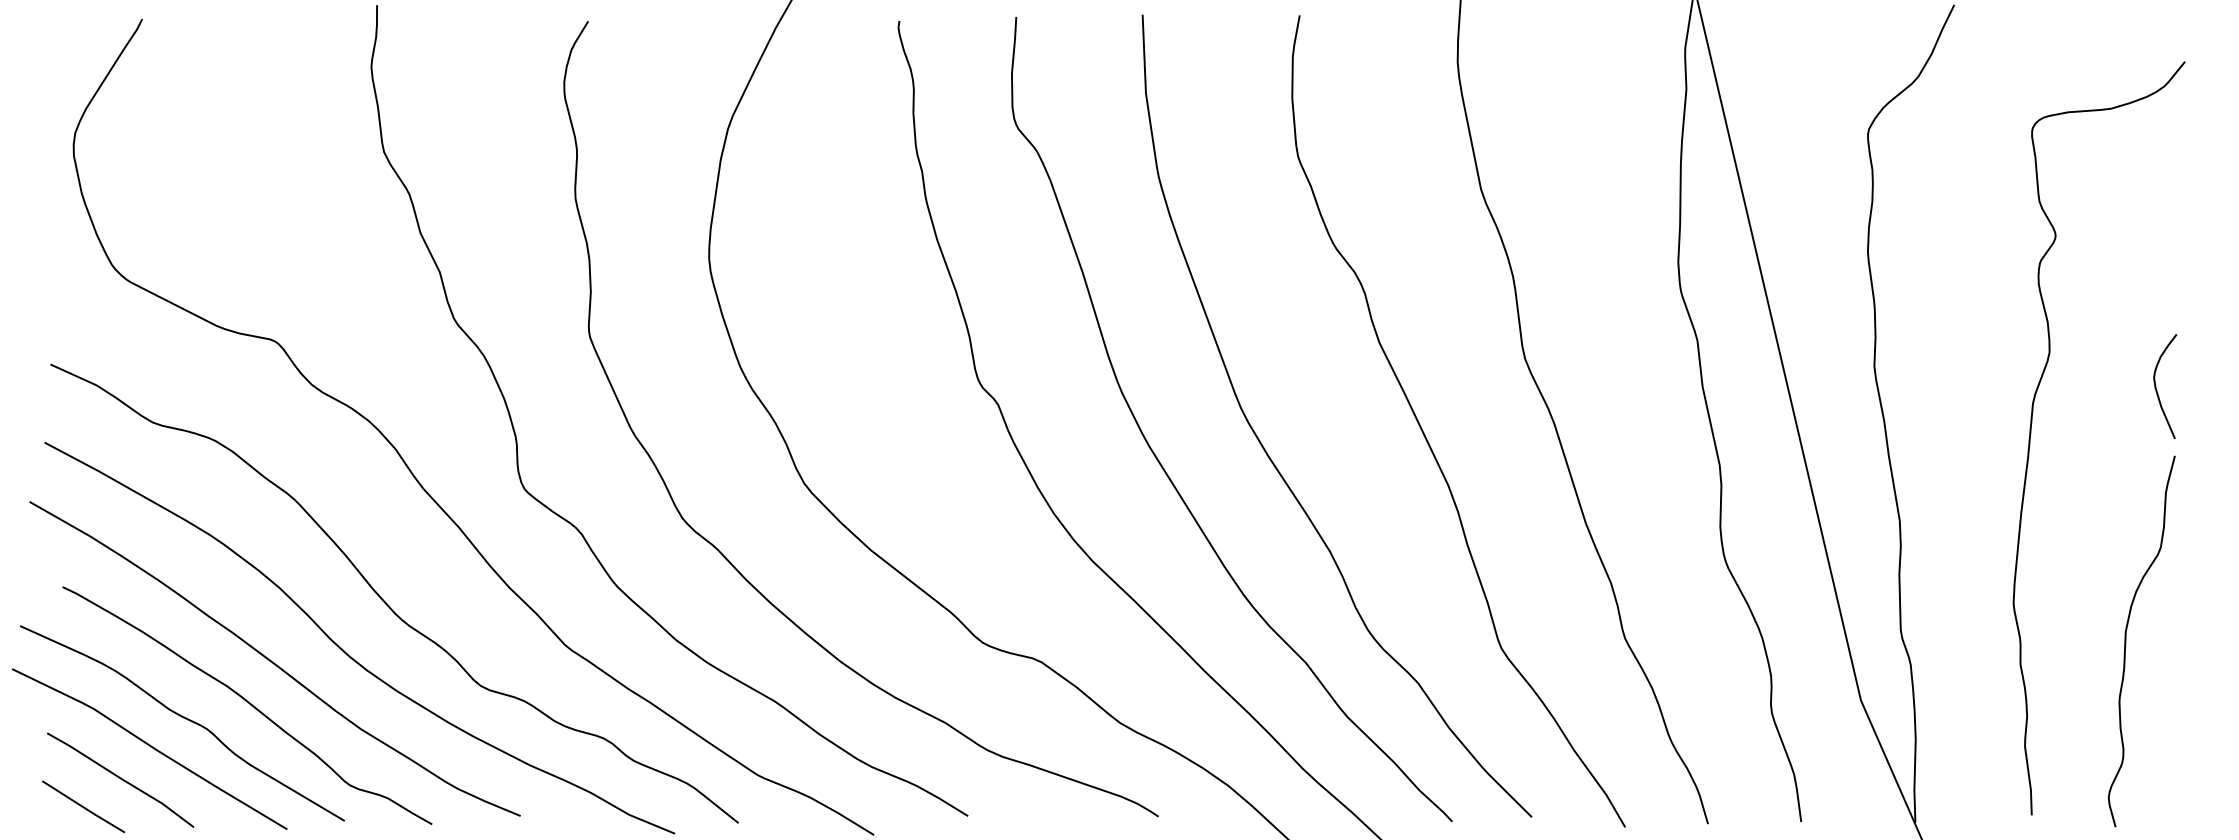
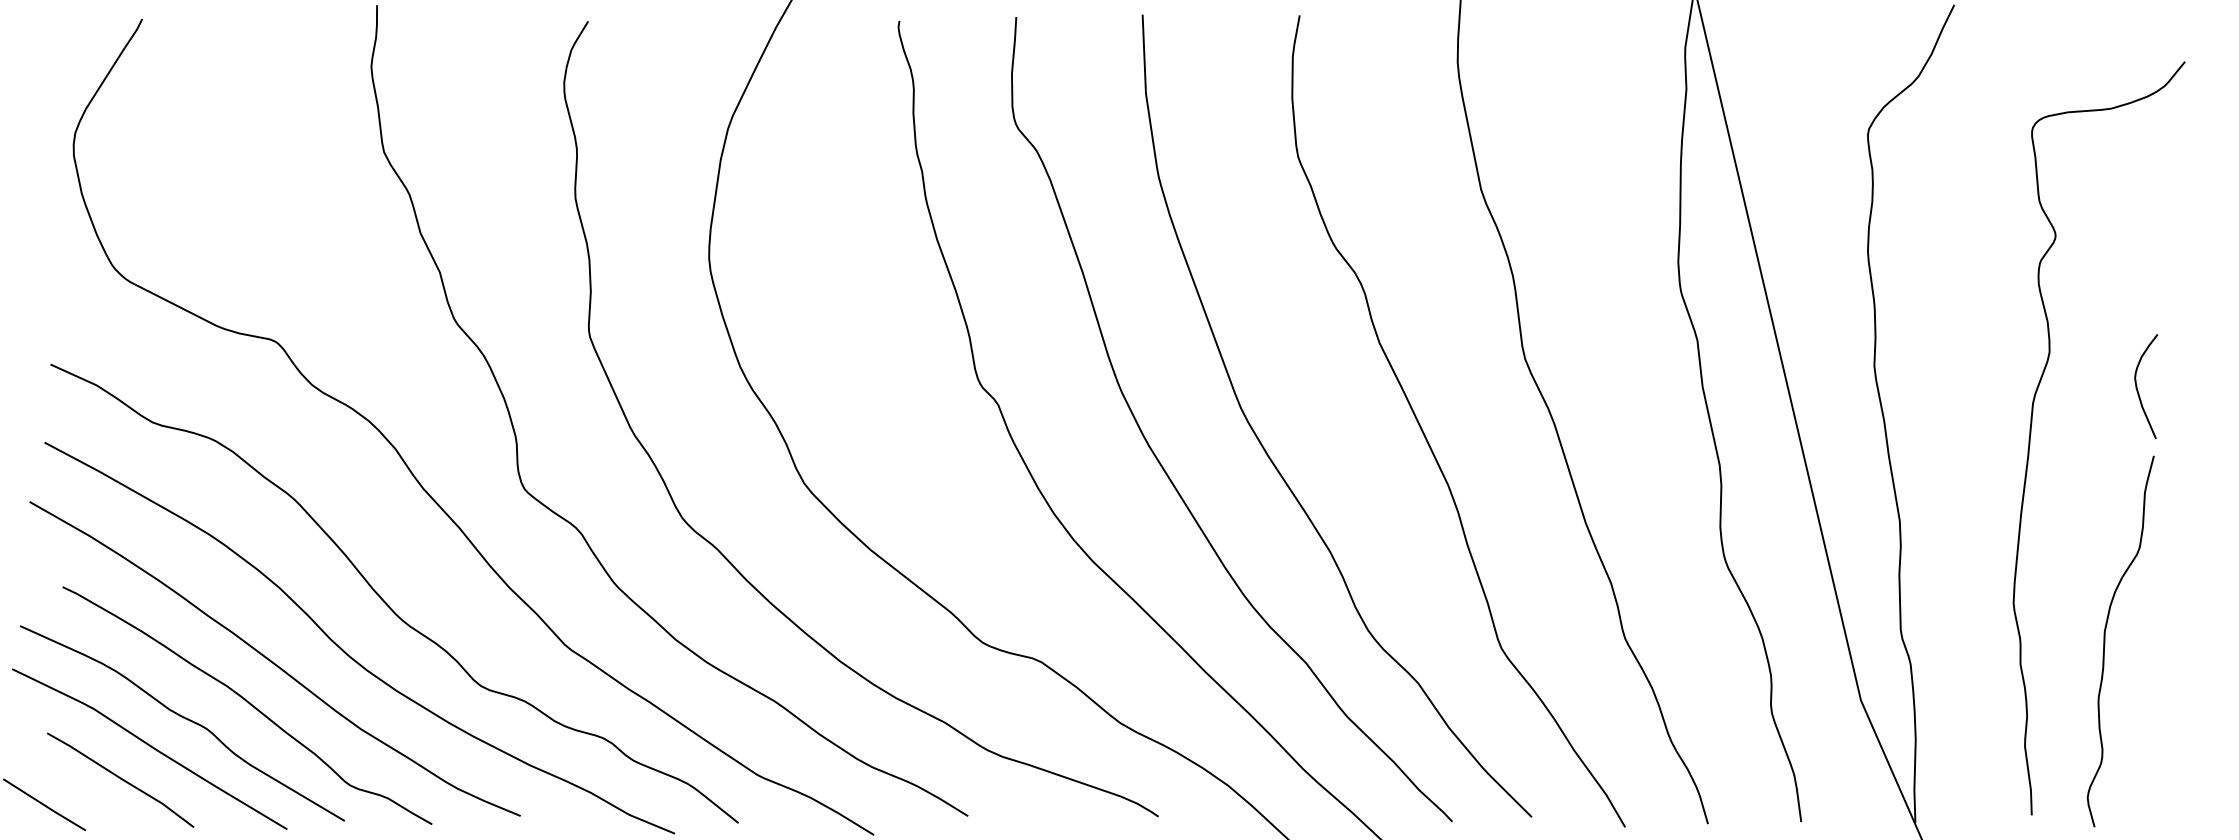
curve position: (2157, 390) -> (2138, 390) (2138, 390)
curve position: (2126, 641) -> (2105, 641) (2105, 641)
line position: (83, 806) -> (44, 804) (44, 804)
